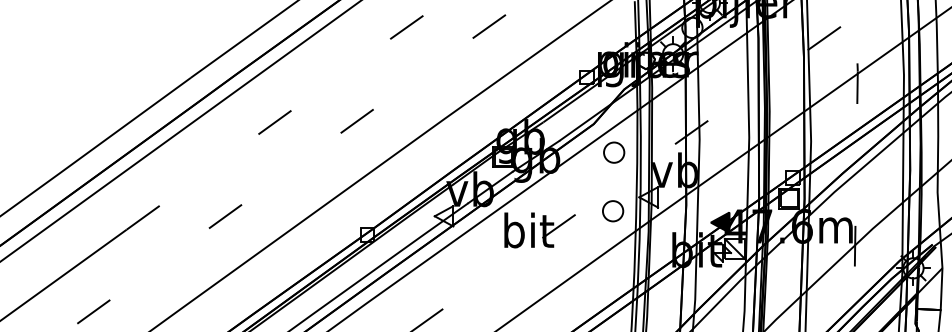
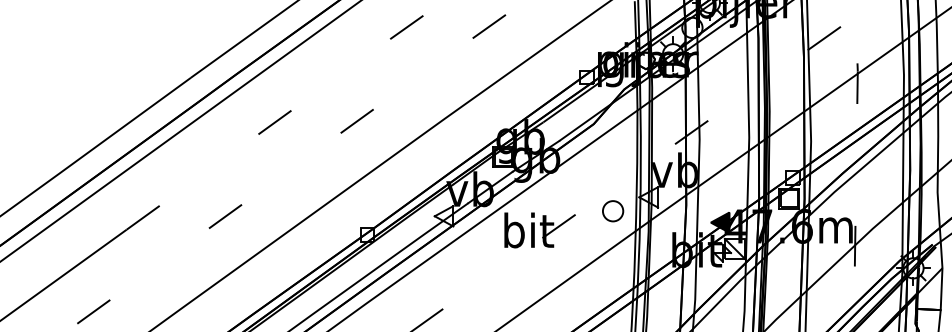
part: present -> none (614, 152)
